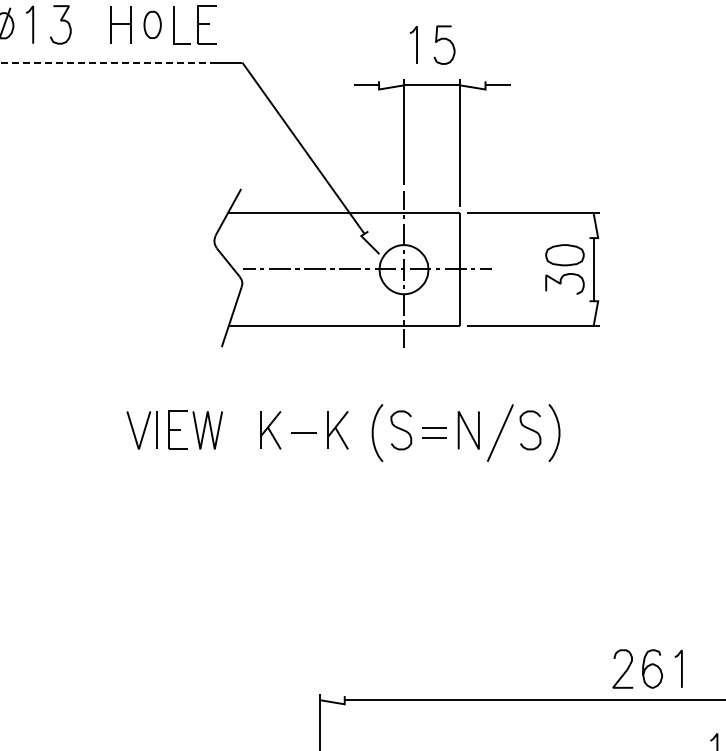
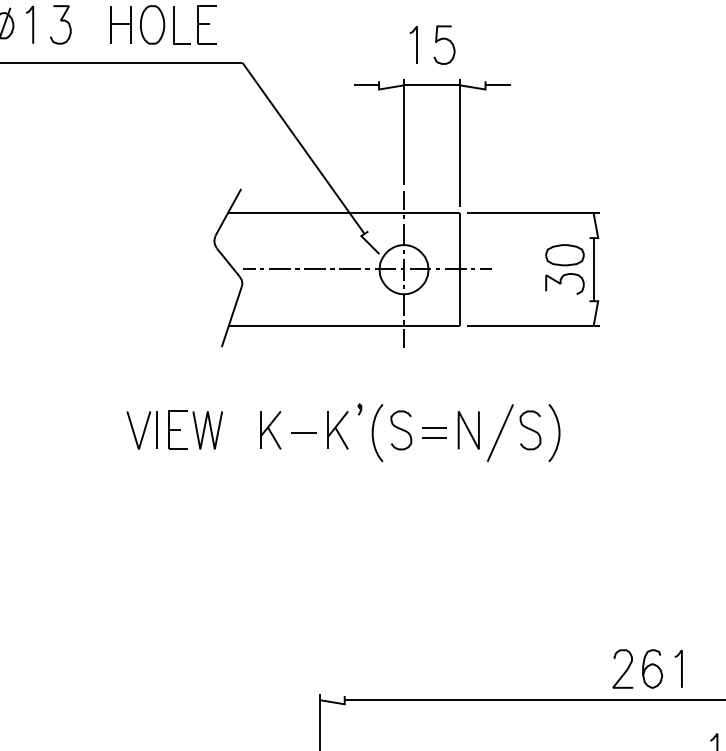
part size: 19x29 px -> 26x40 px (152, 24)
line: dashed -> solid (108, 62)
curve: none -> present (359, 409)
